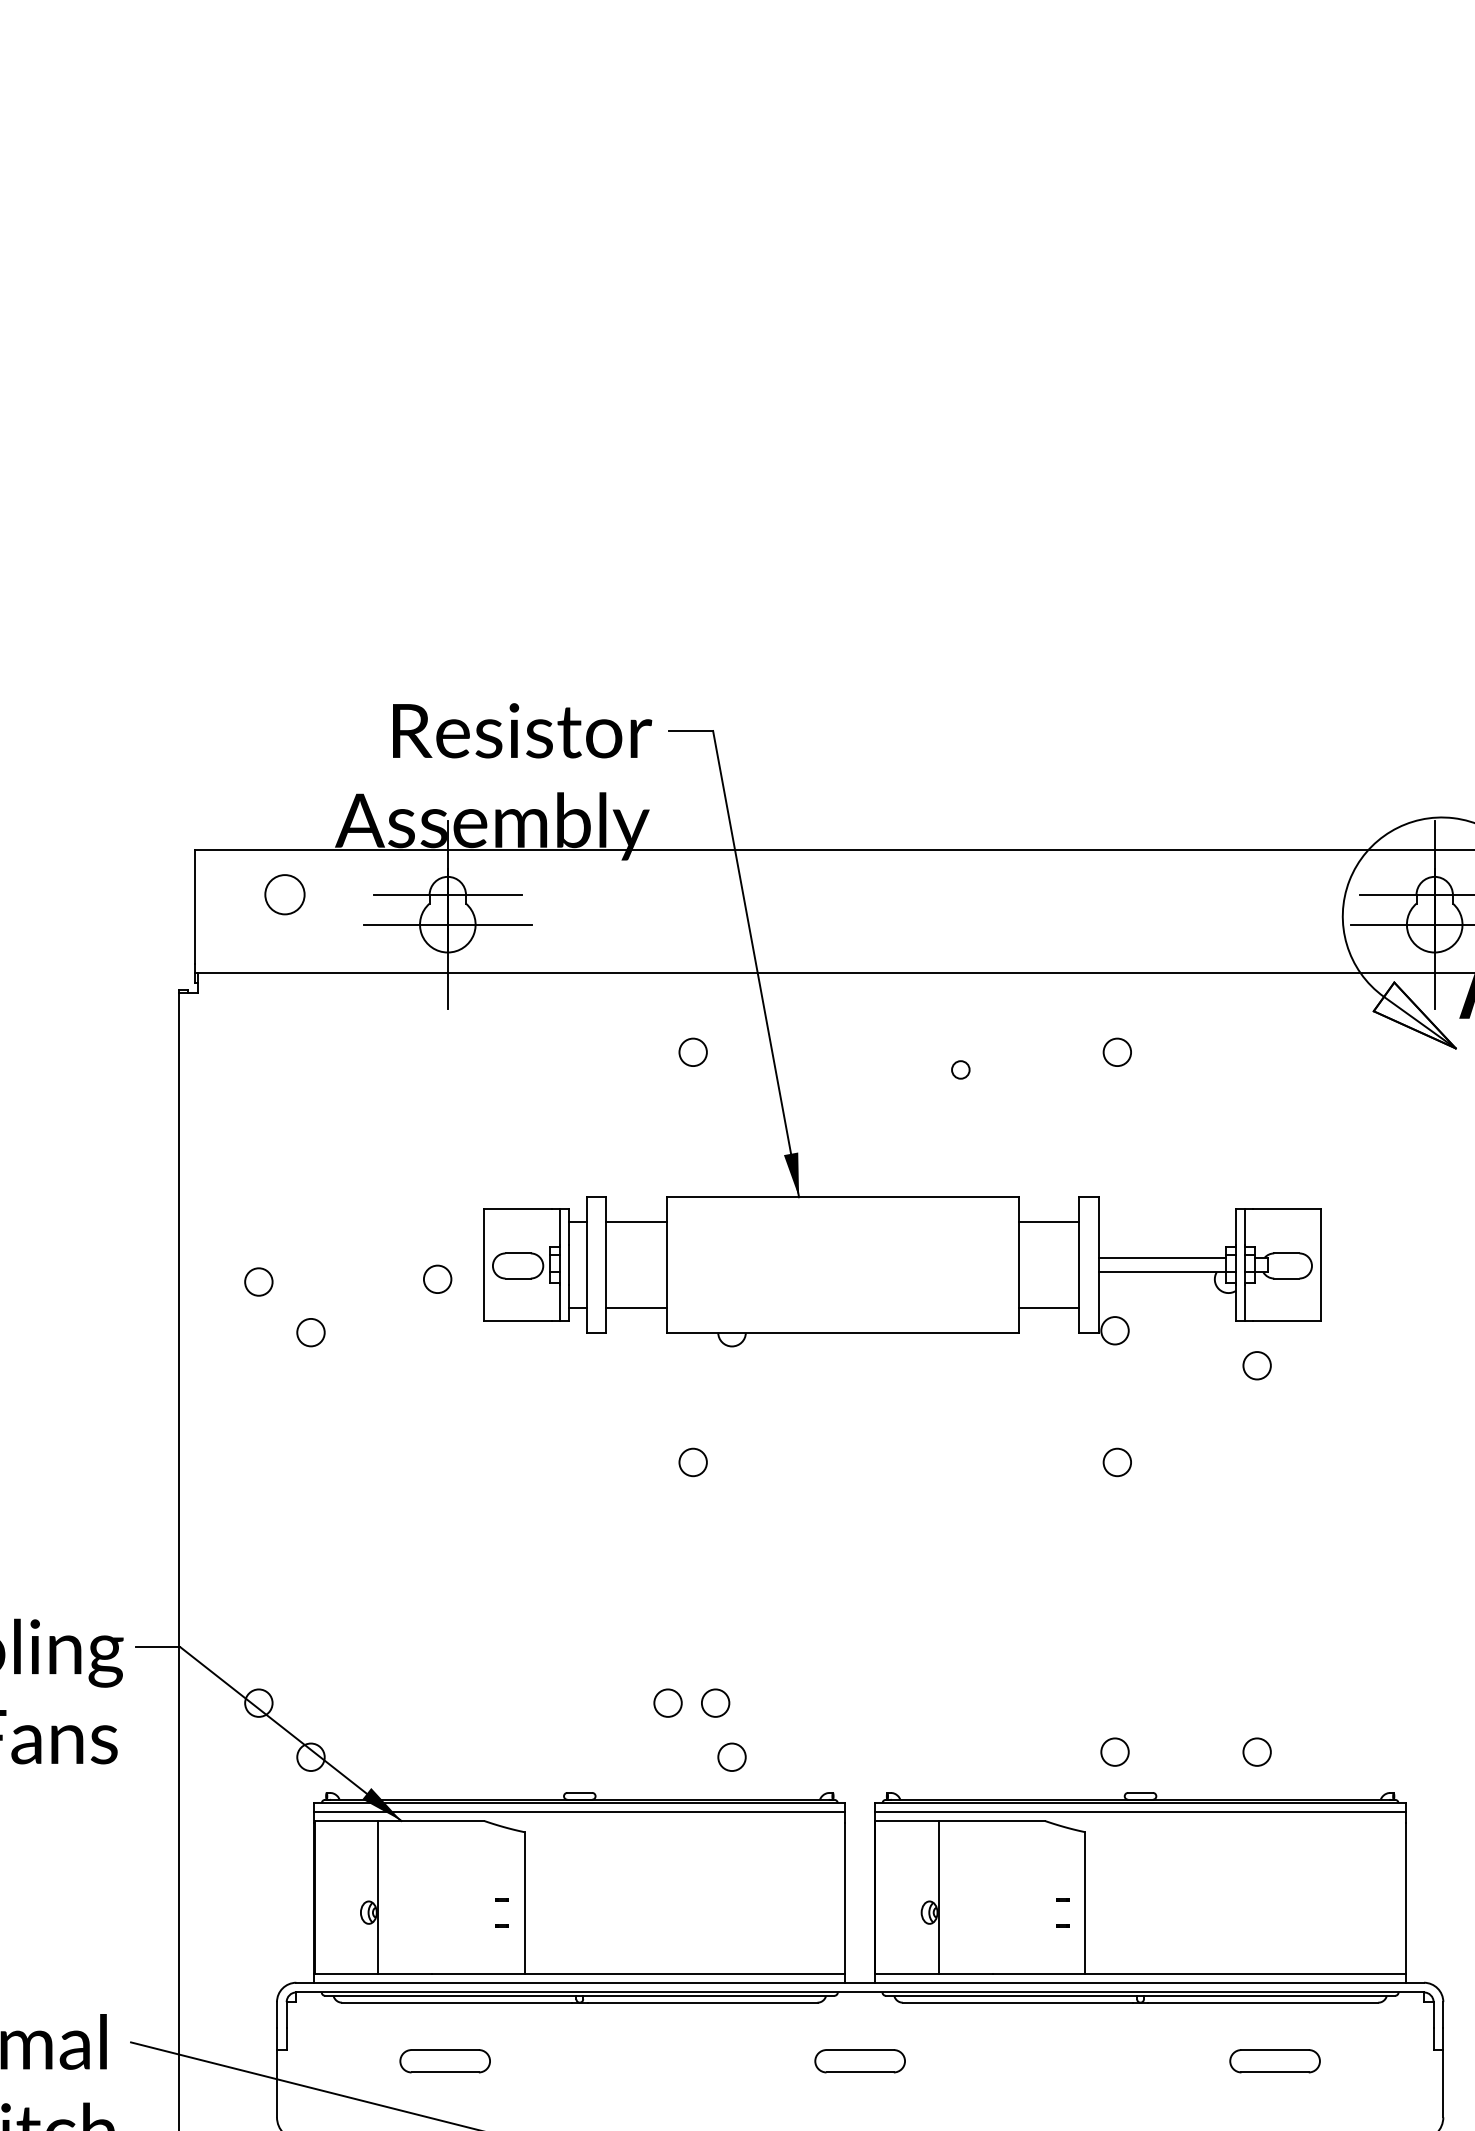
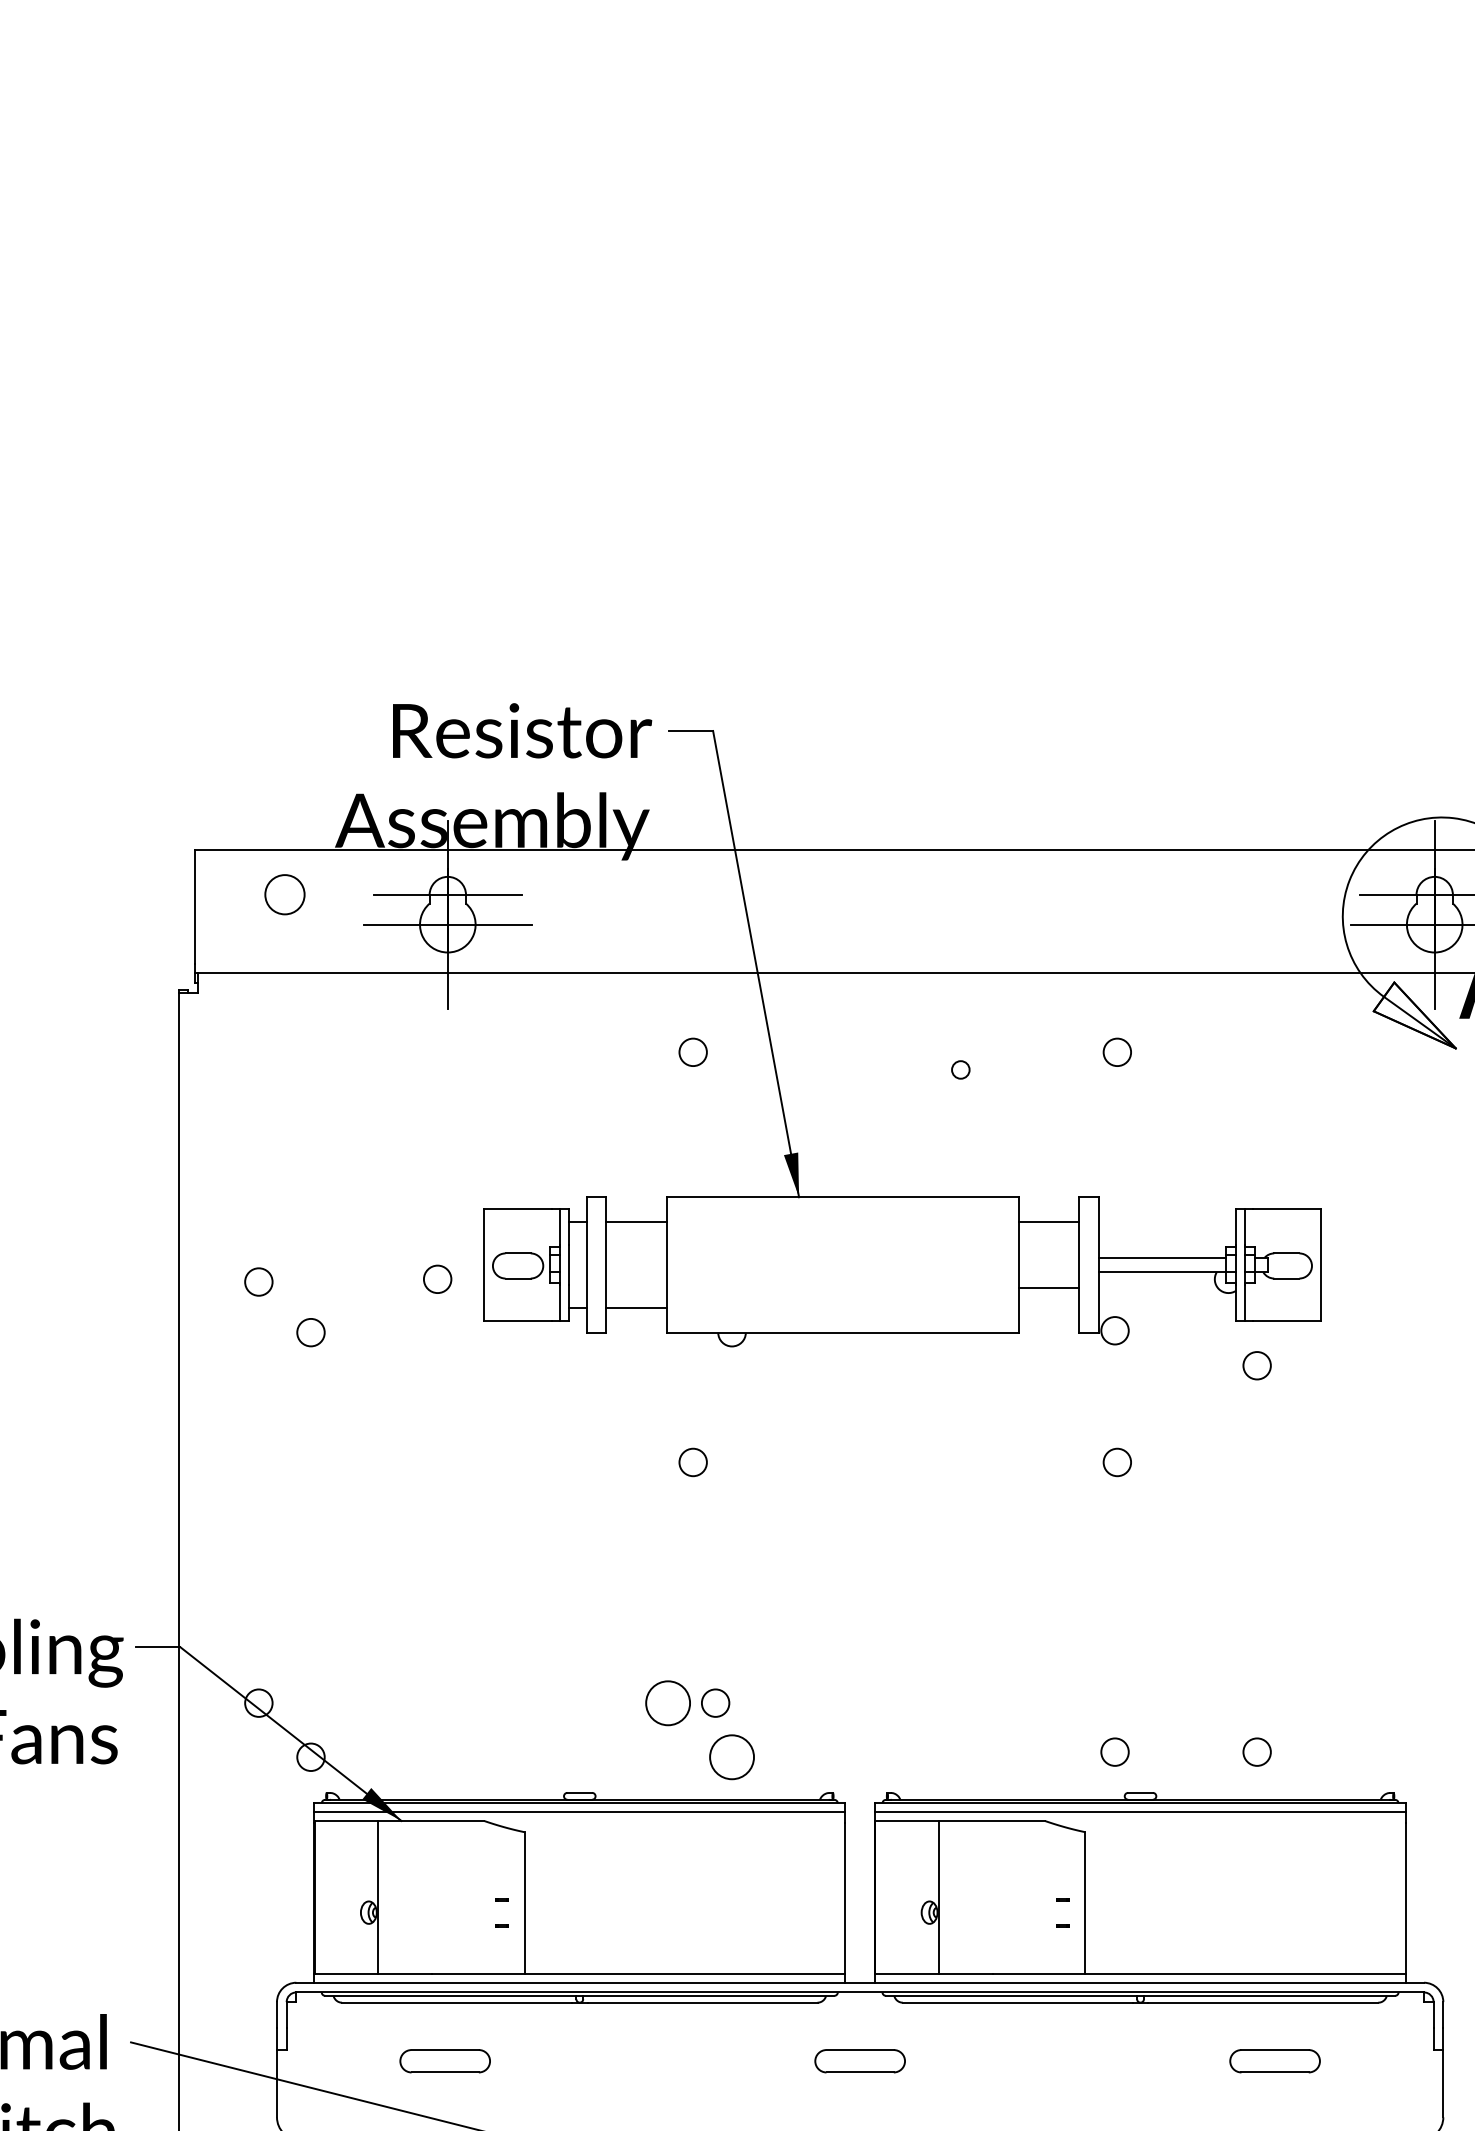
line position: (1049, 1308) -> (1049, 1288) (1049, 1288)
circle size: 30x30 px -> 46x47 px (667, 1703)
circle diameter: 27 px -> 44 px (732, 1757)
